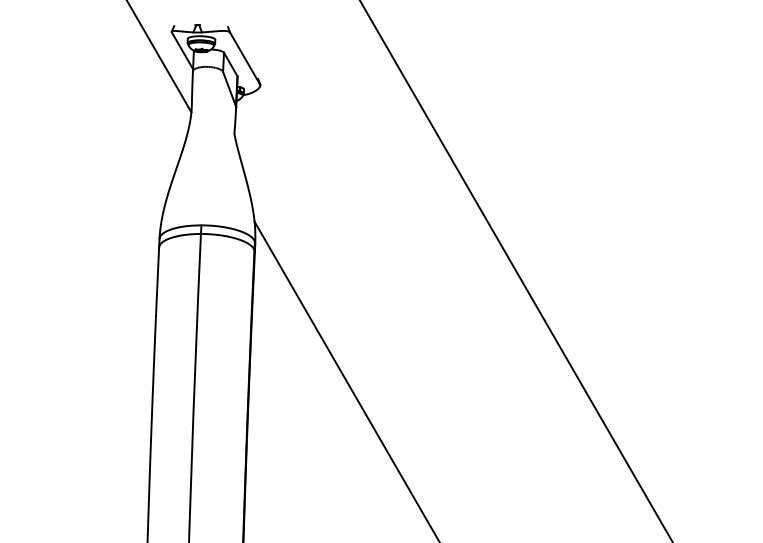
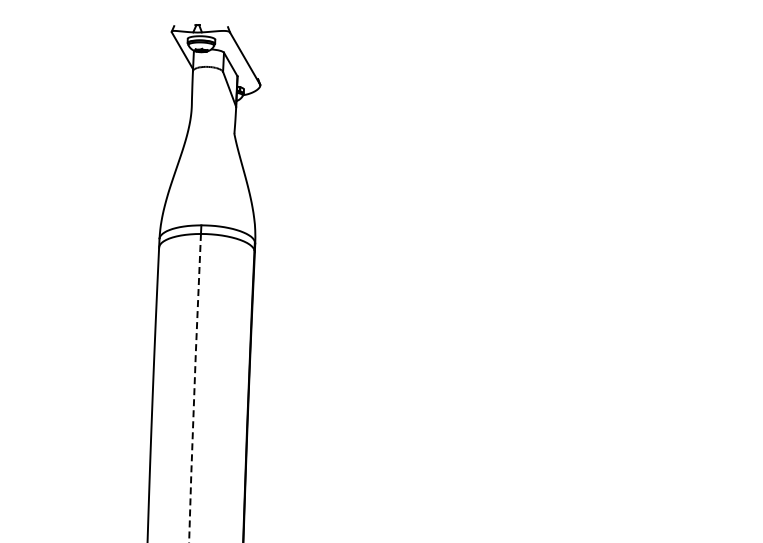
line: present -> none (159, 57)
line: present -> none (516, 270)
line: present -> none (346, 380)
arc: solid -> dashed (194, 387)
